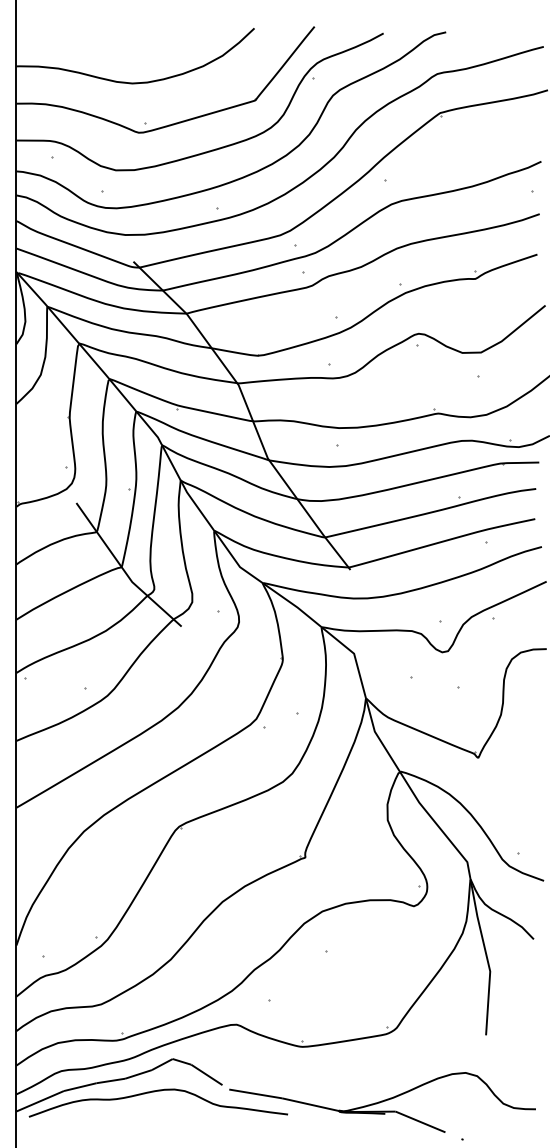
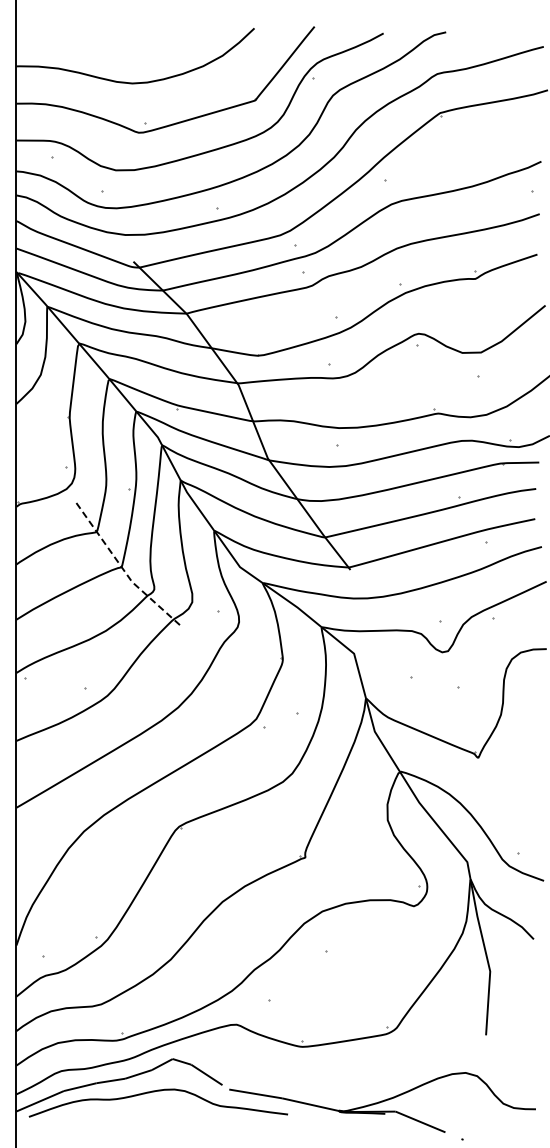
line: solid -> dashed (124, 570)
